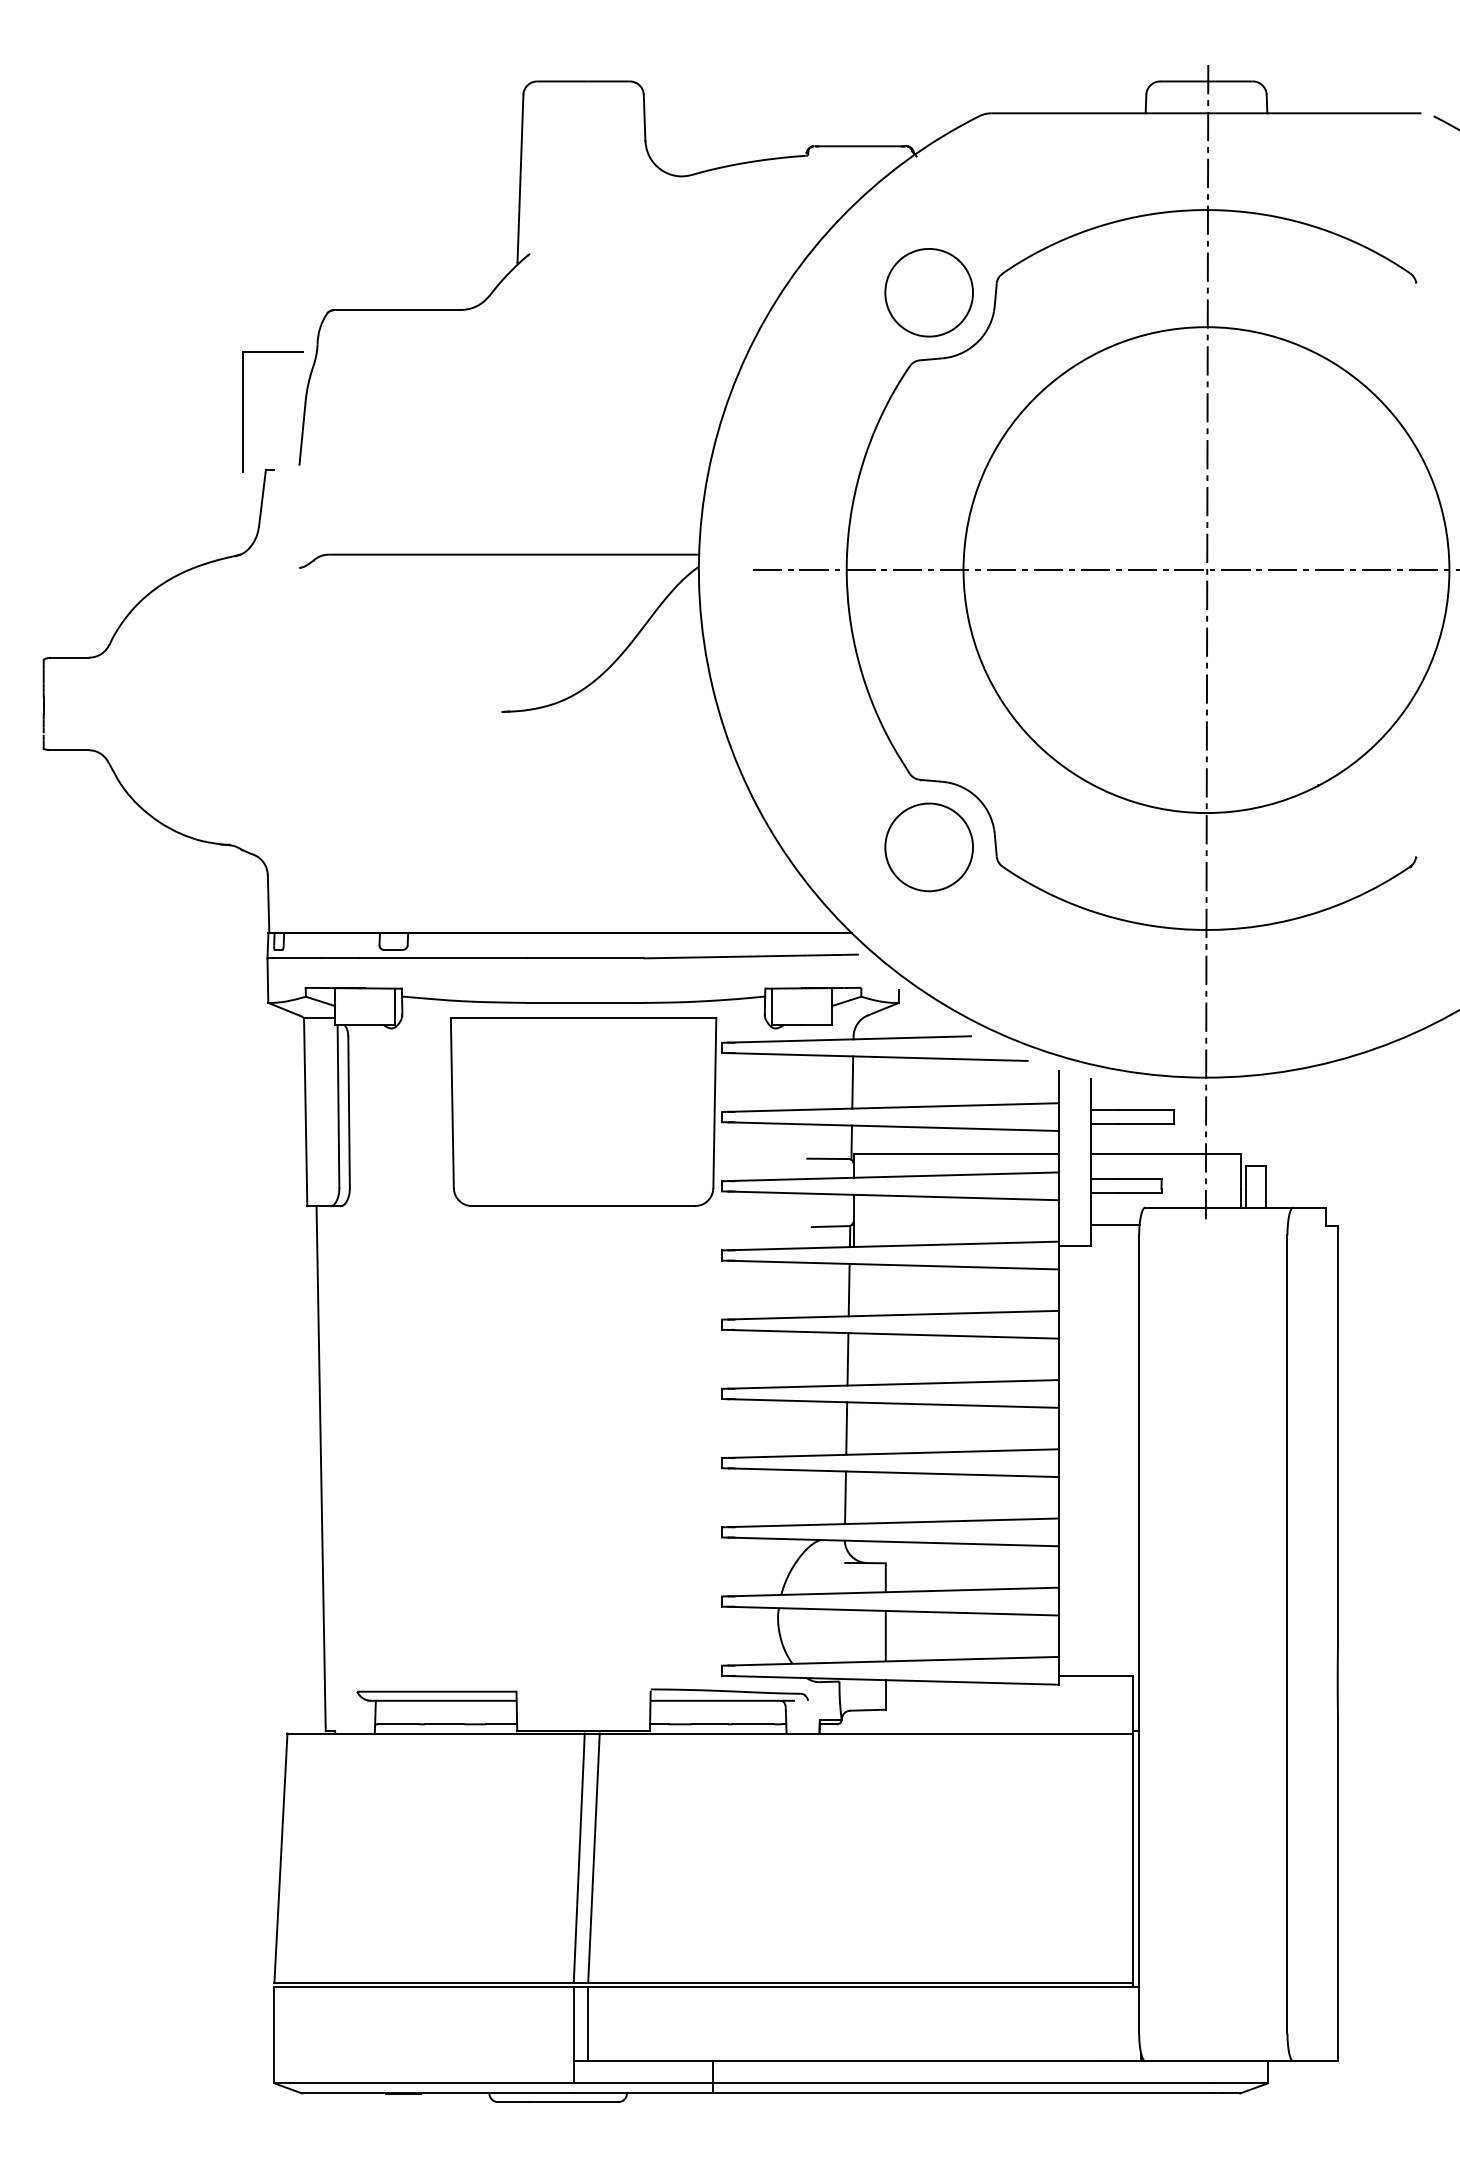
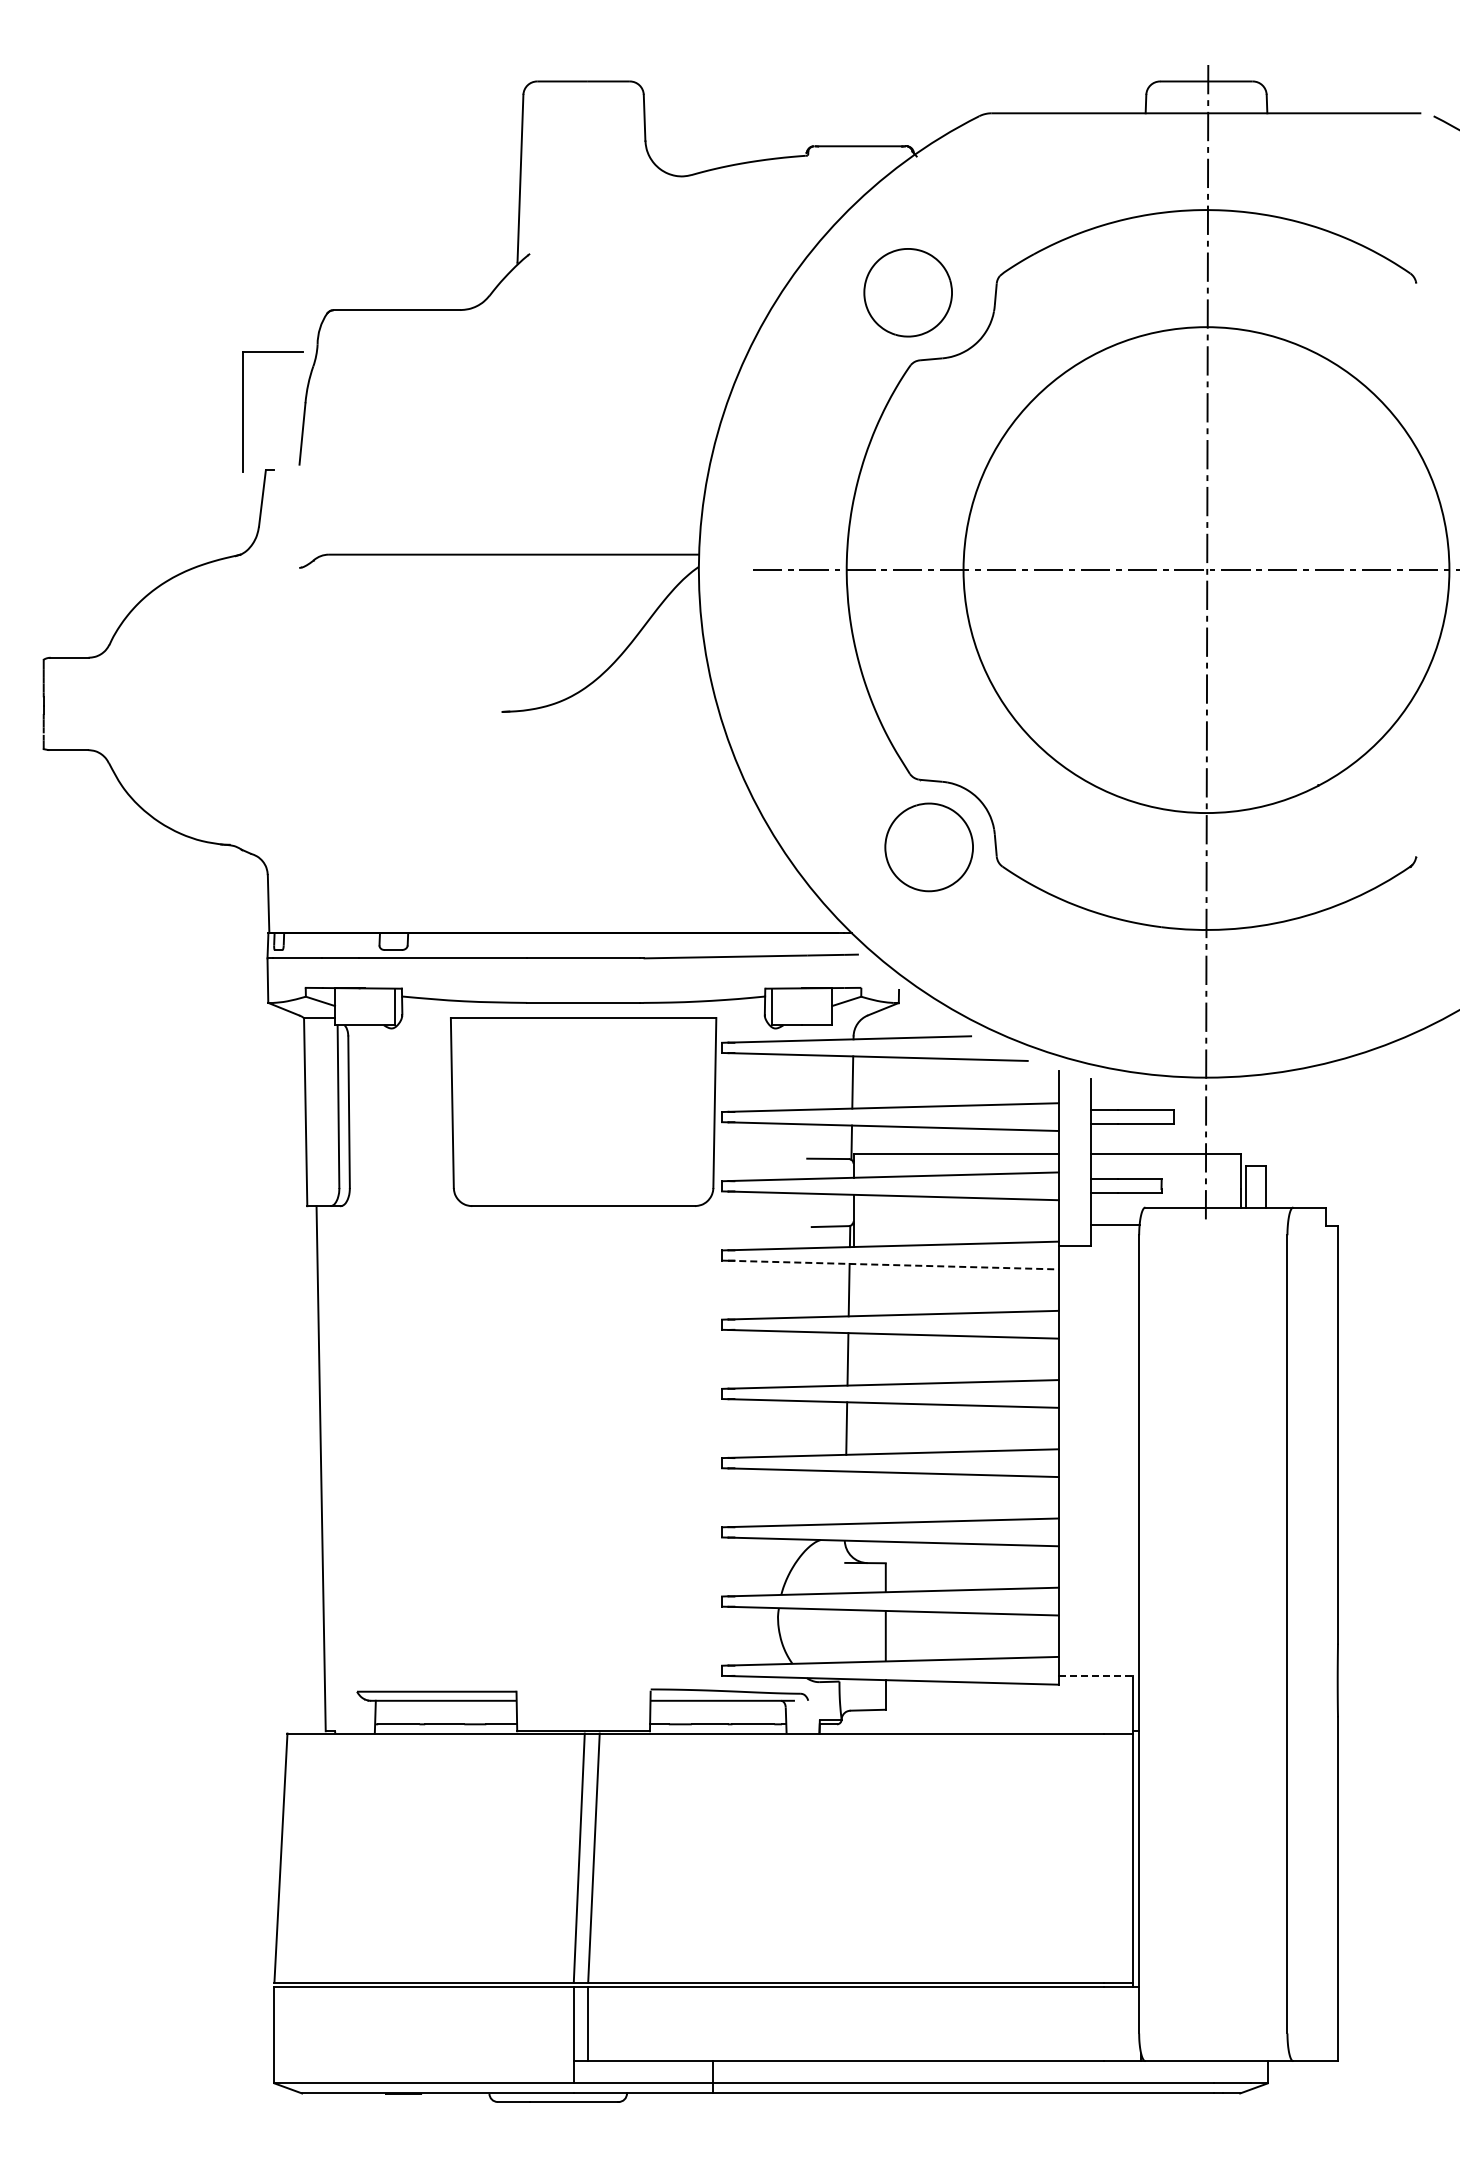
part position: (928, 292) -> (907, 292) (907, 292)
line: solid -> dashed (894, 1265)
line: present -> none (845, 1497)
line: solid -> dashed (1095, 1675)
